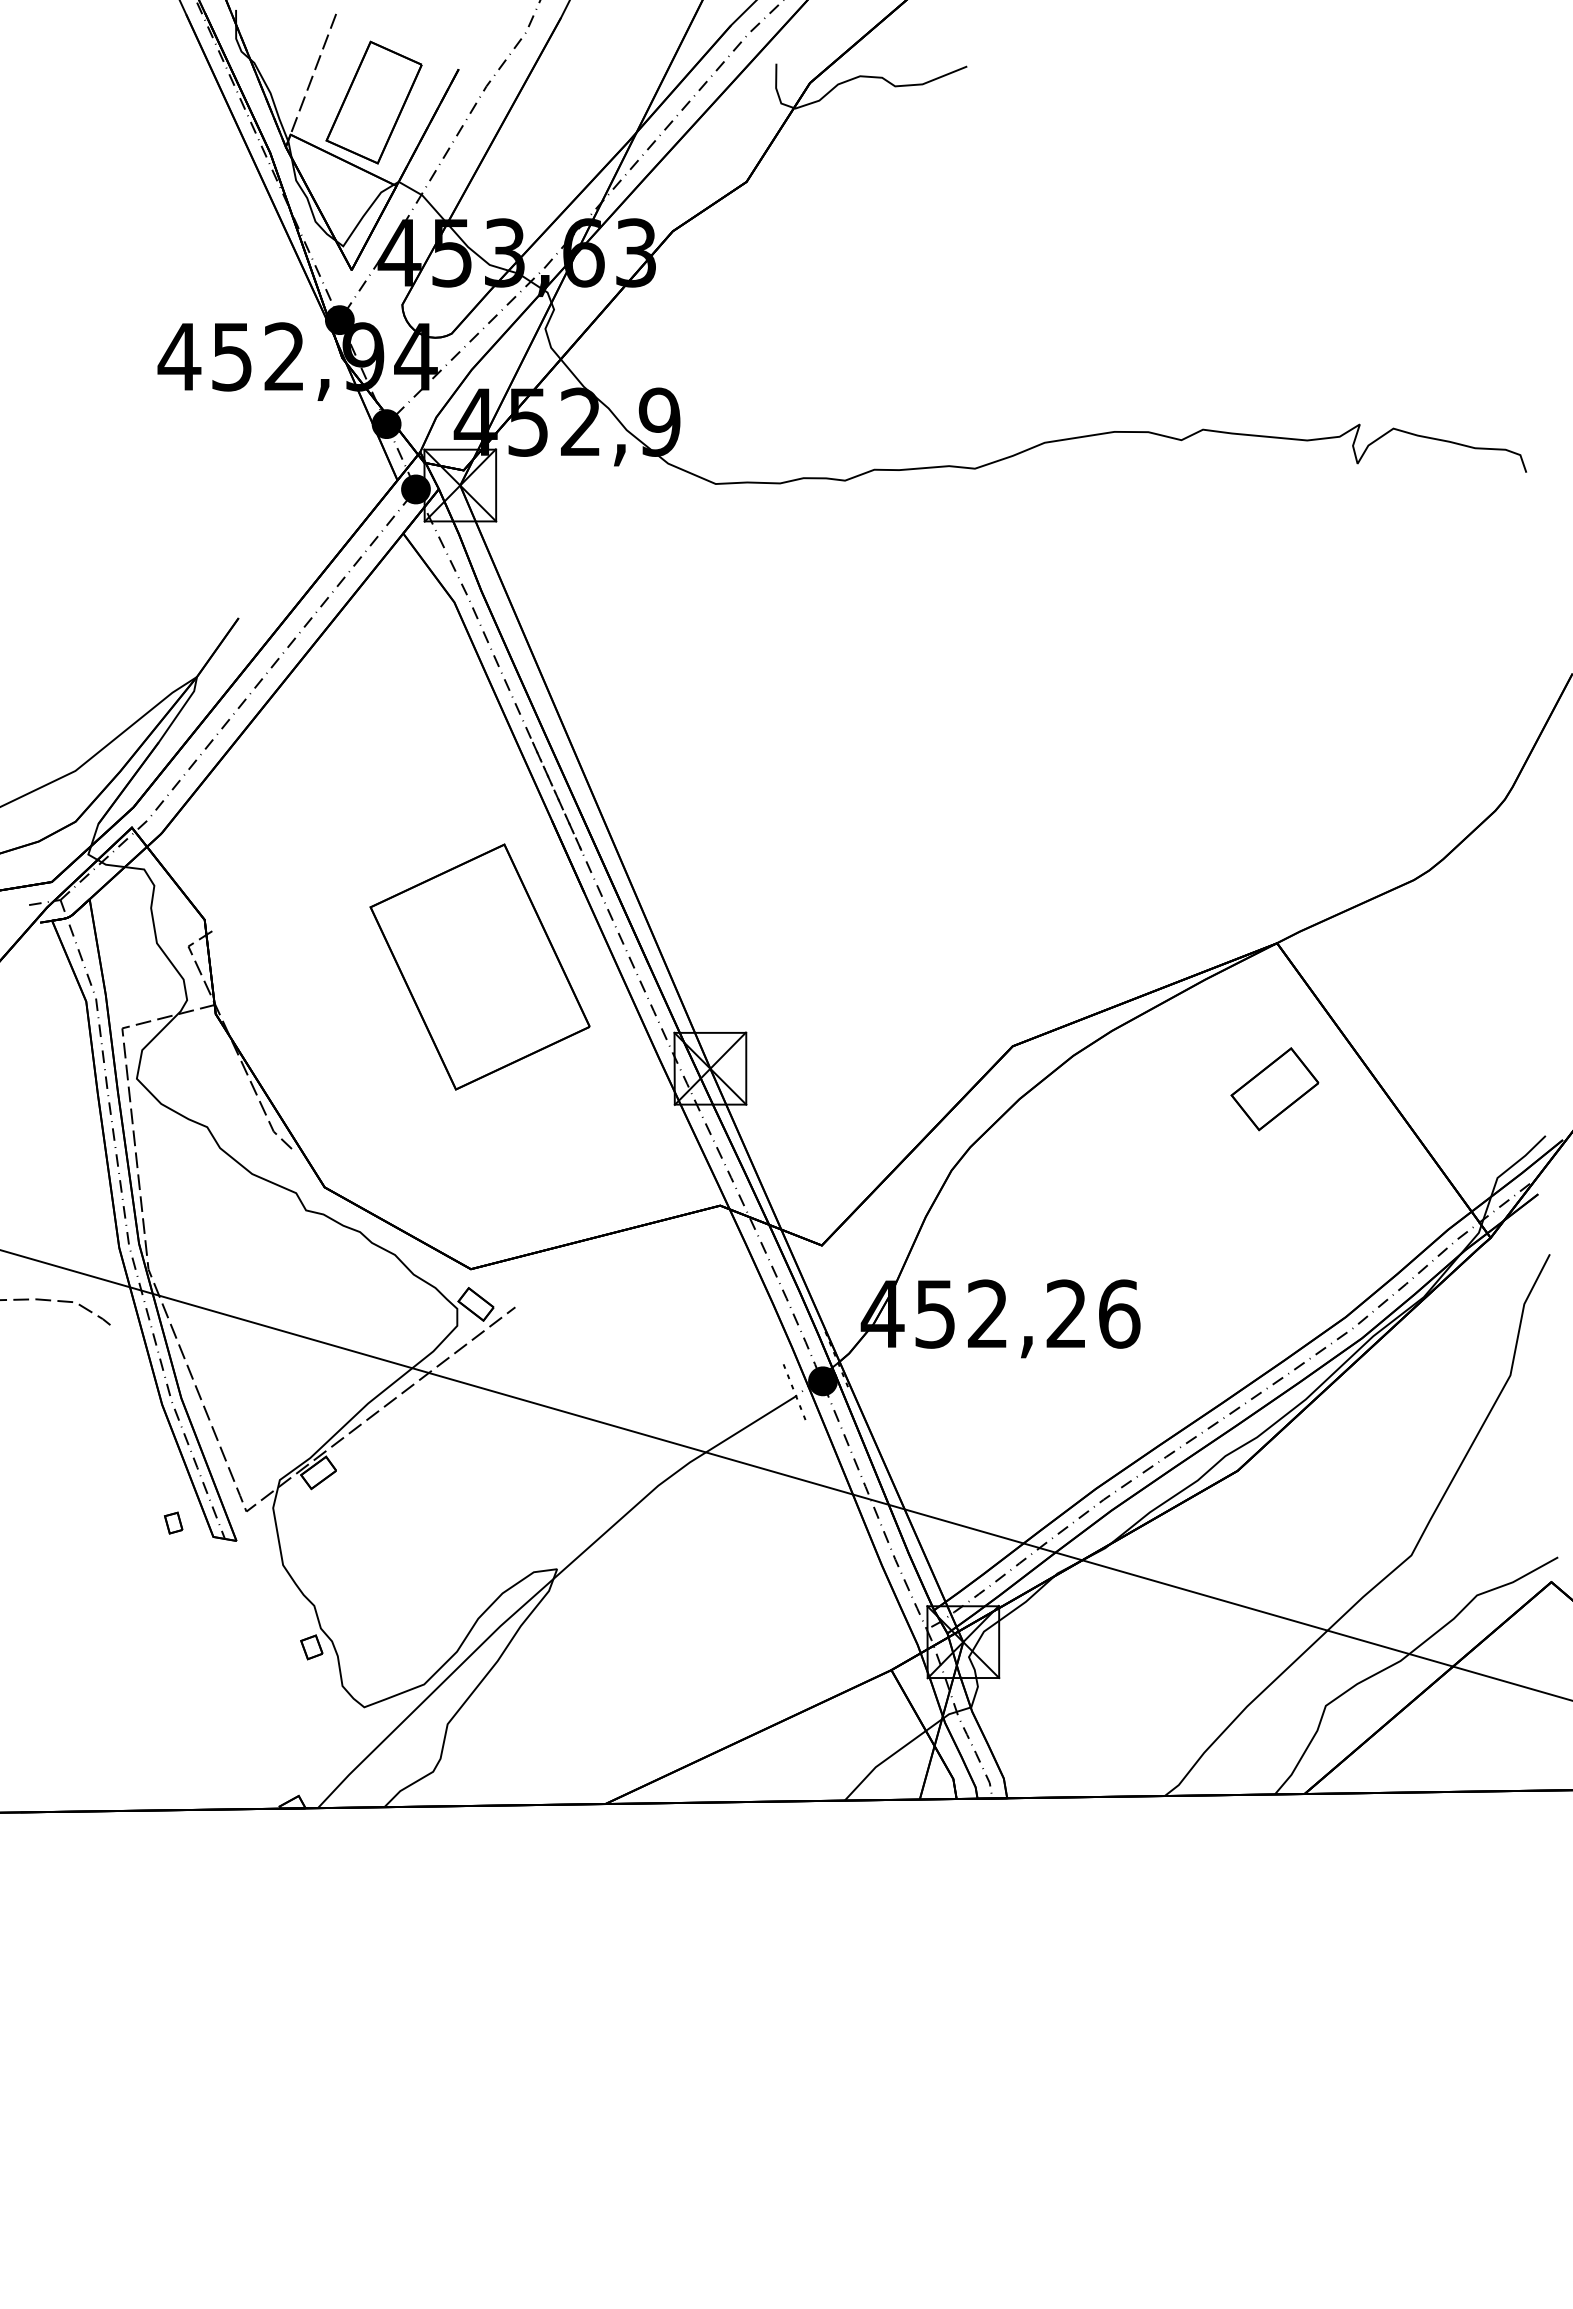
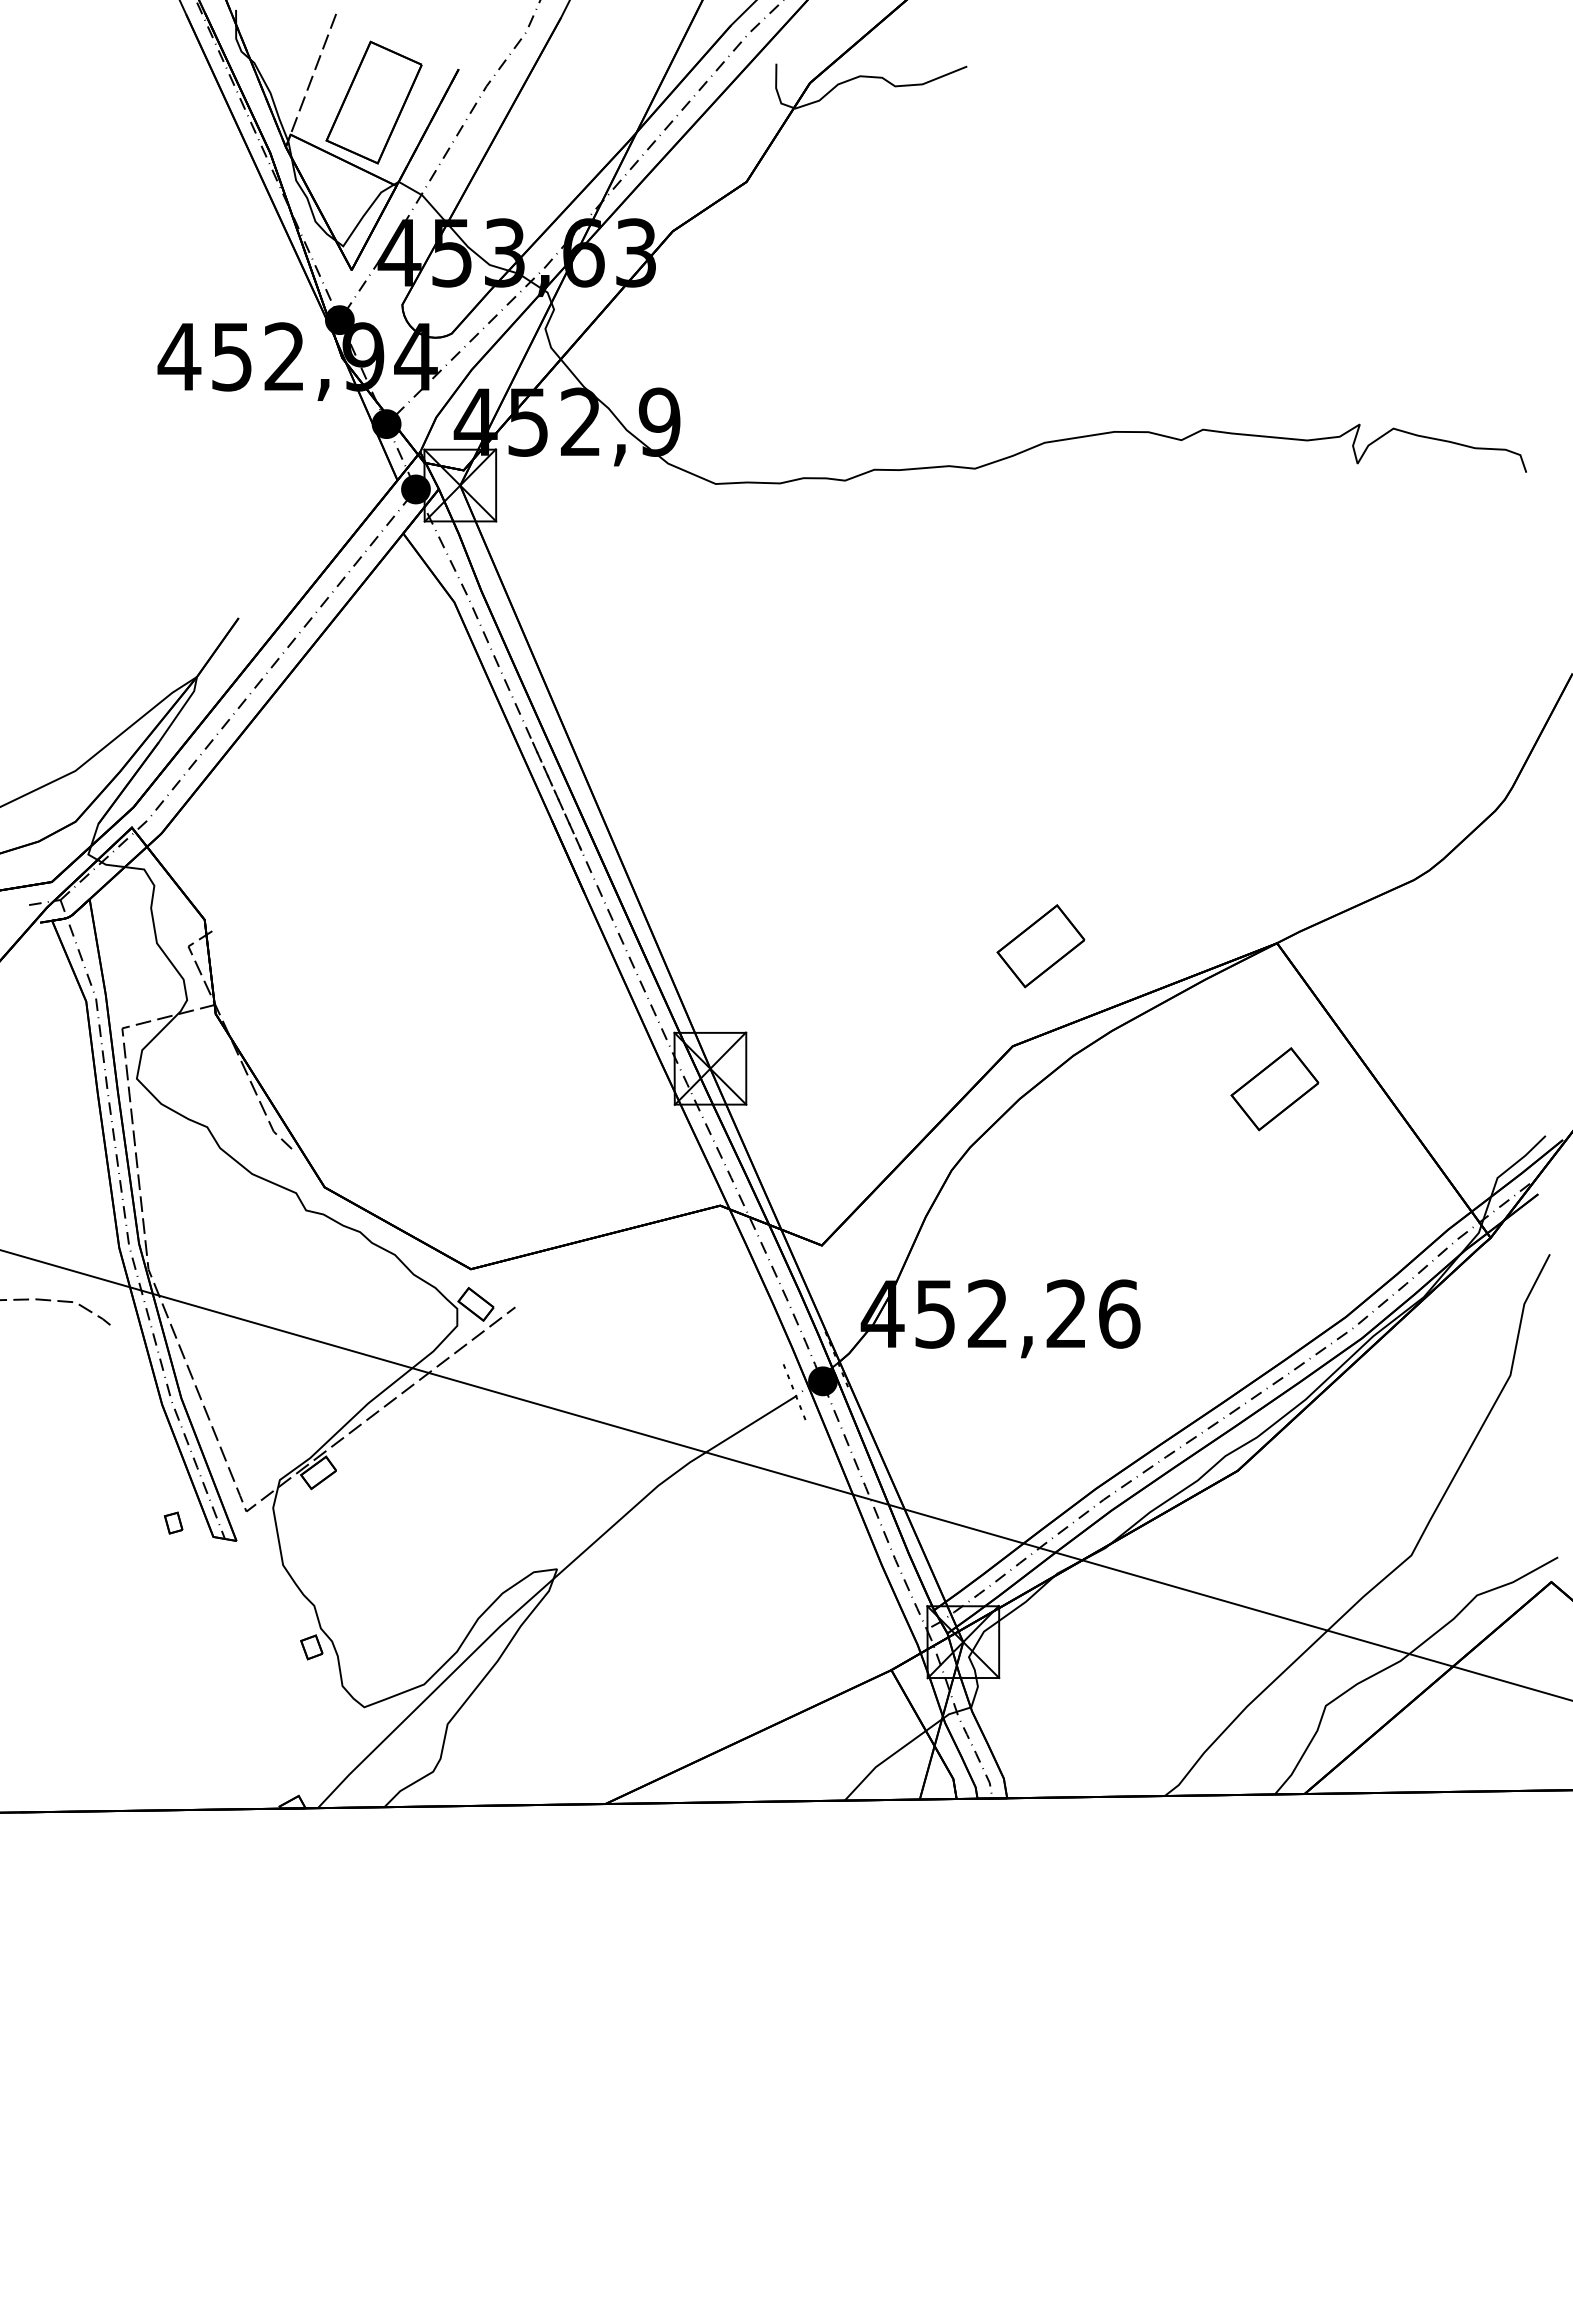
part: none -> present (1040, 946)
part: present -> none (479, 966)
